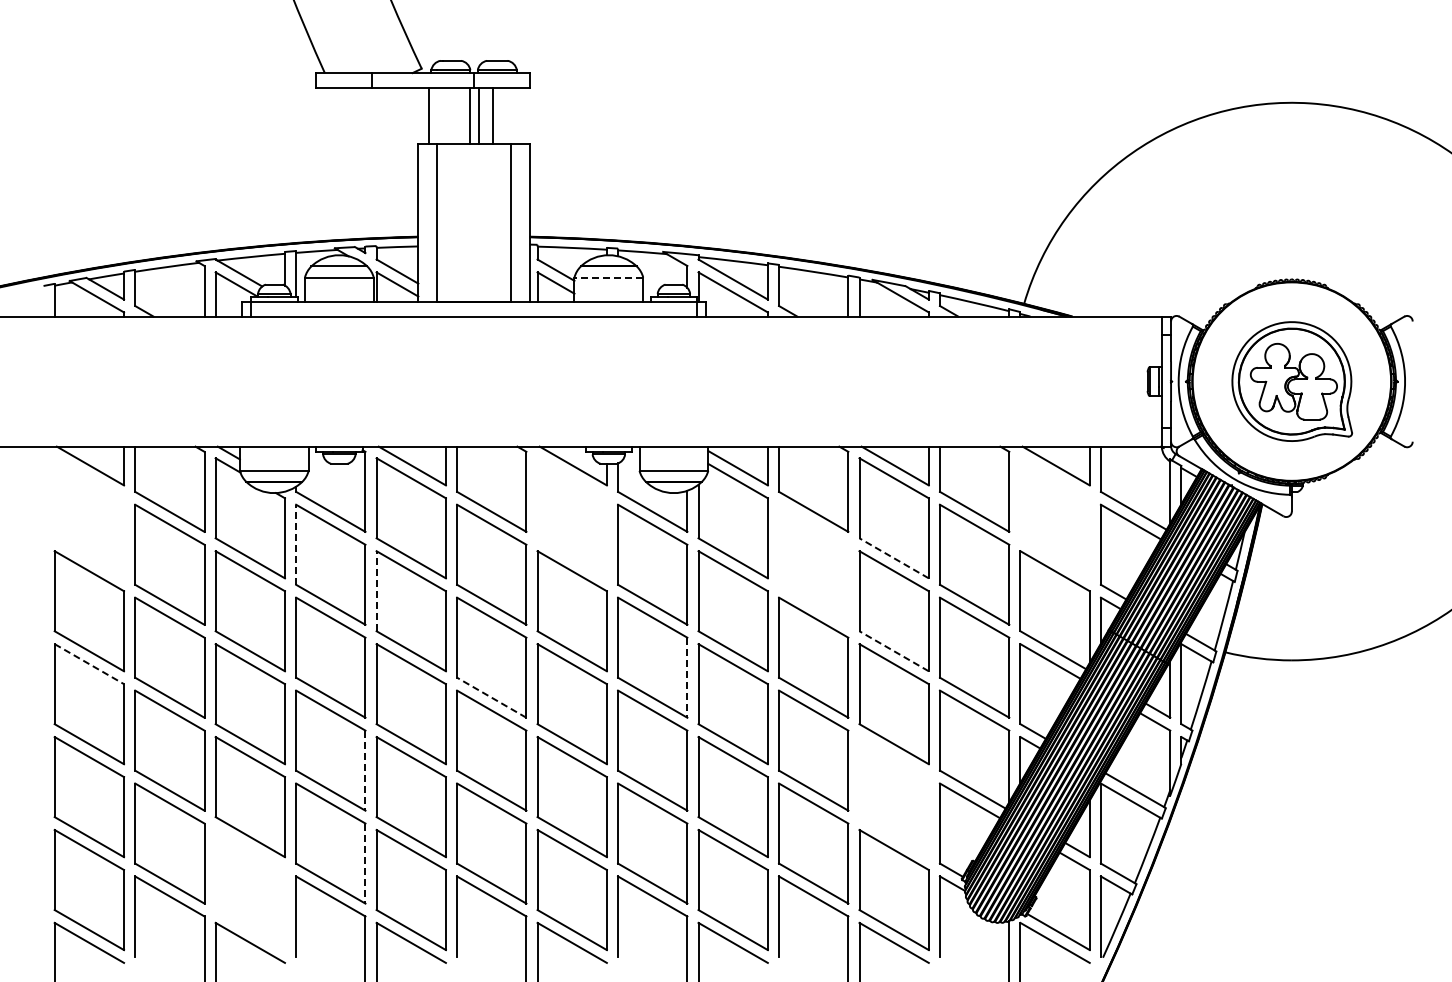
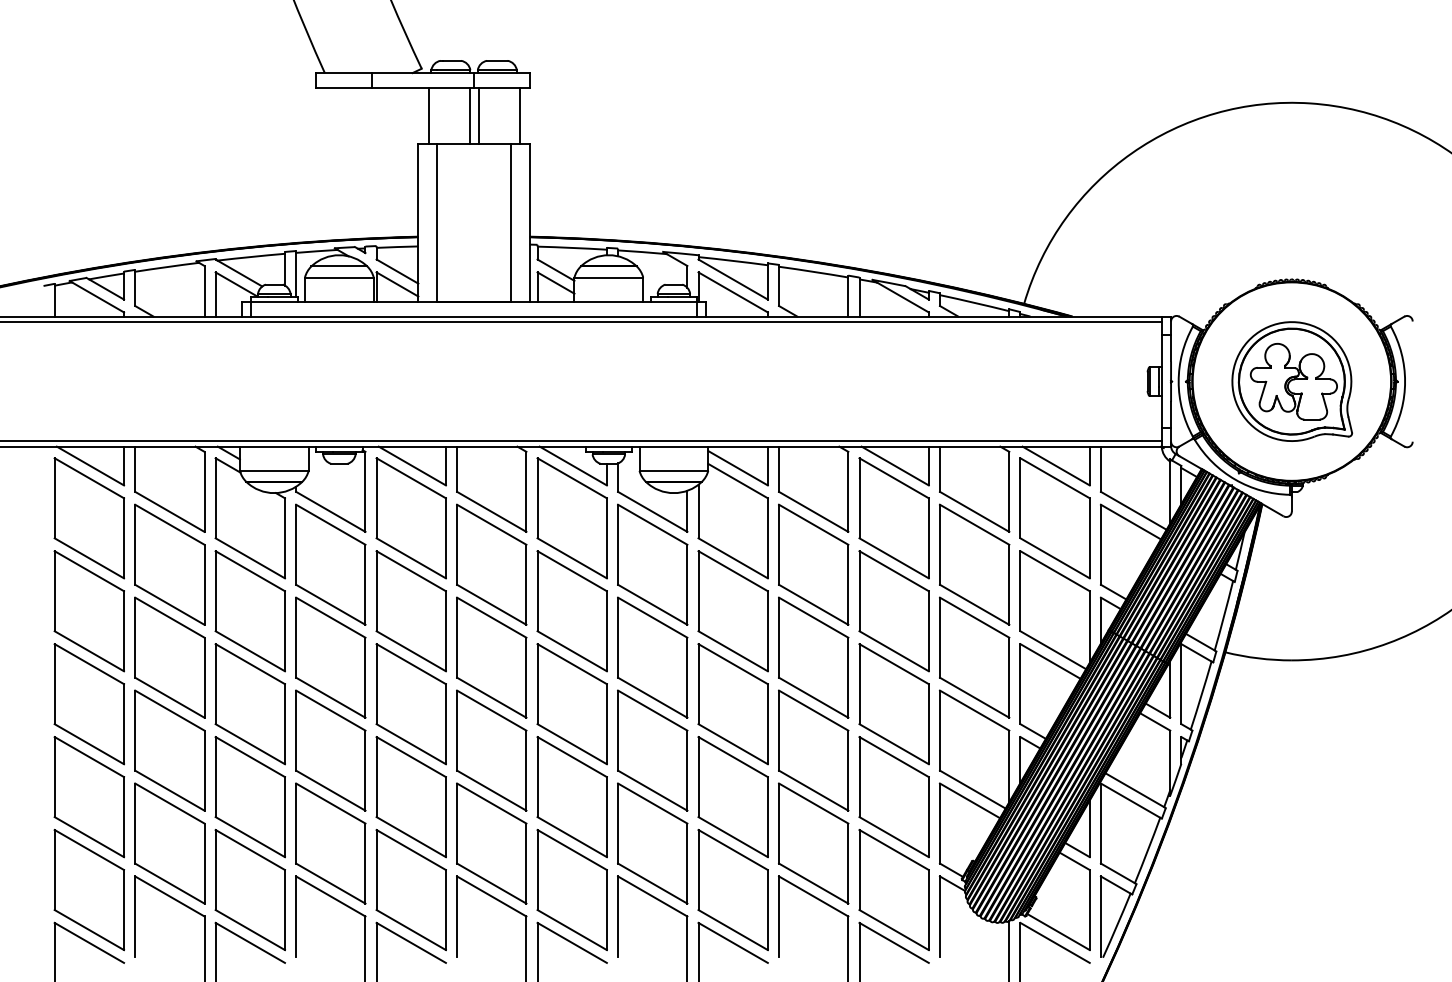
line position: (492, 115) -> (519, 115) (519, 115)
line: dashed -> solid (608, 277)
line: none -> present (581, 322)
line: none -> present (581, 441)
part: none -> present (88, 518)
part: none -> present (571, 518)
part: none -> present (1054, 518)
line: dashed -> solid (296, 544)
line: dashed -> solid (893, 558)
part: none -> present (813, 564)
line: dashed -> solid (376, 590)
line: dashed -> solid (893, 651)
line: dashed -> solid (89, 664)
line: dashed -> solid (687, 678)
line: dashed -> solid (491, 697)
line: dashed -> solid (365, 771)
part: none -> present (893, 797)
line: dashed -> solid (365, 864)
part: none -> present (249, 890)
